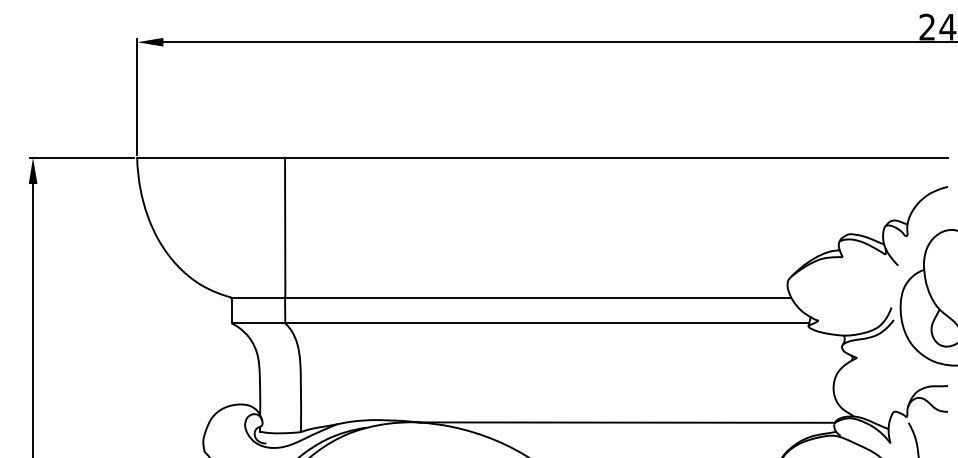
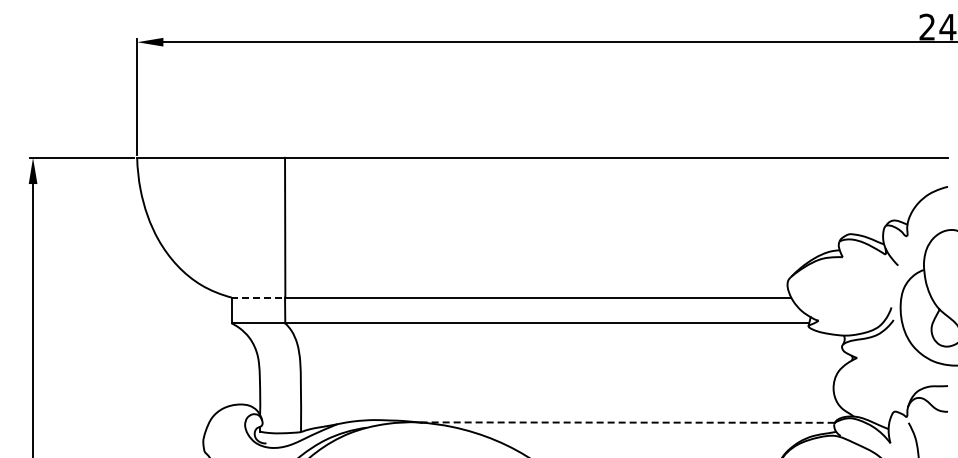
line: solid -> dashed (258, 297)
line: solid -> dashed (626, 422)
